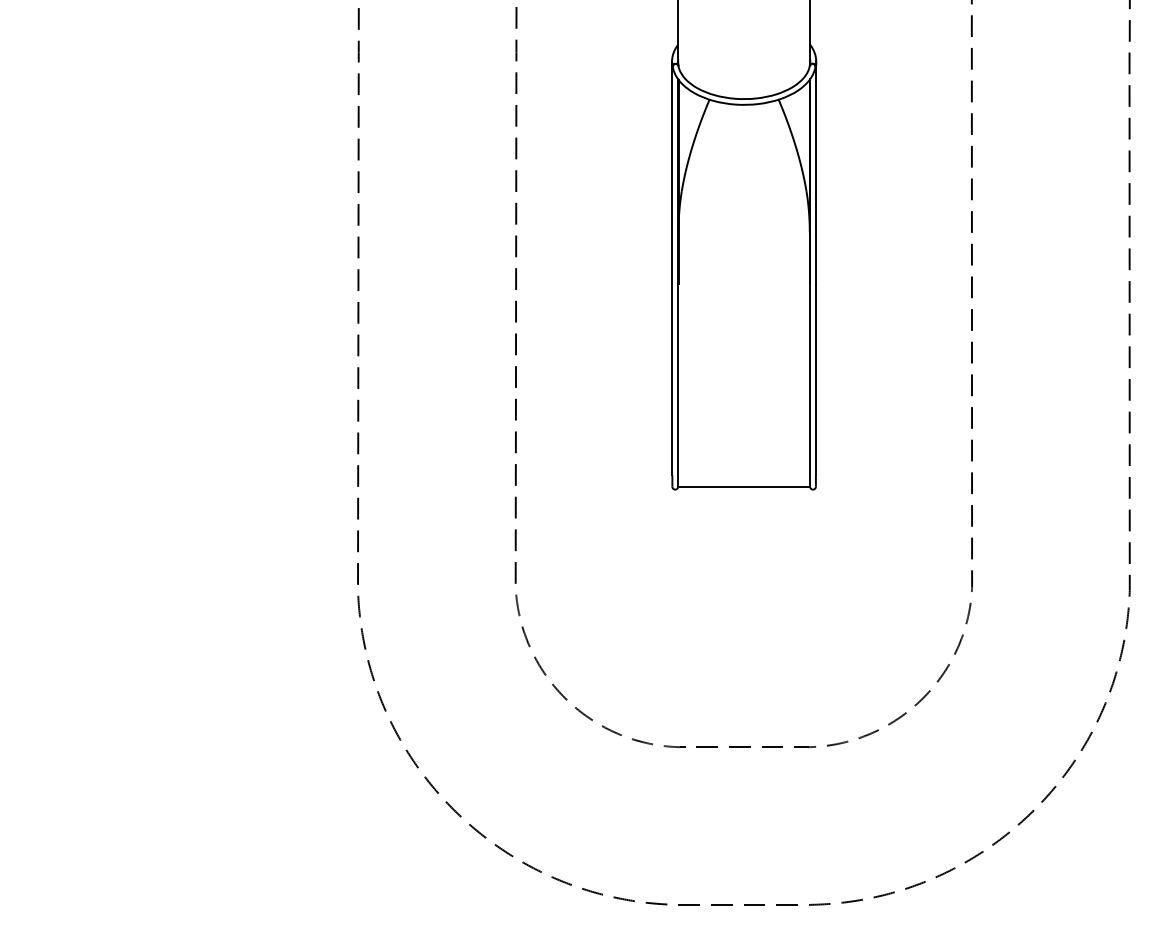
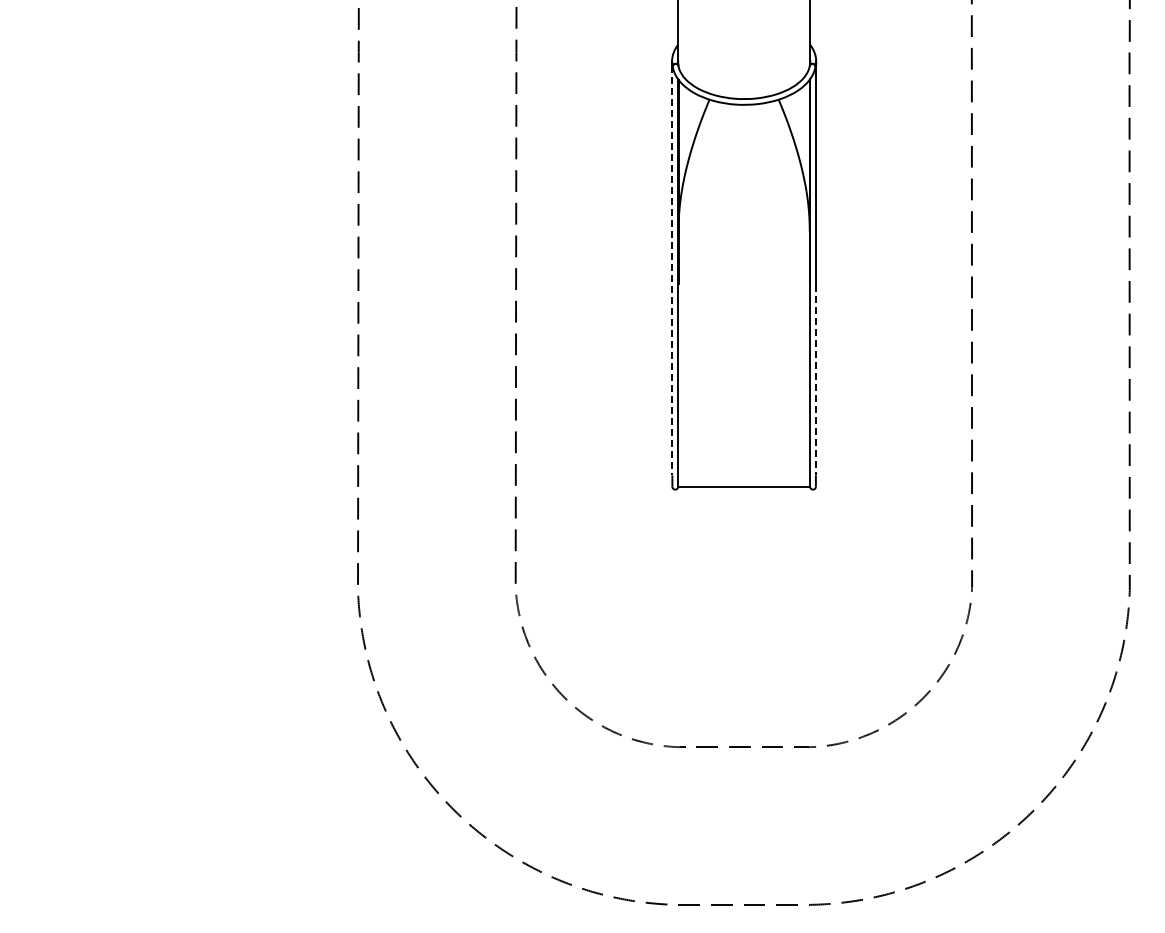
line: solid -> dashed (672, 270)
line: solid -> dashed (815, 380)
